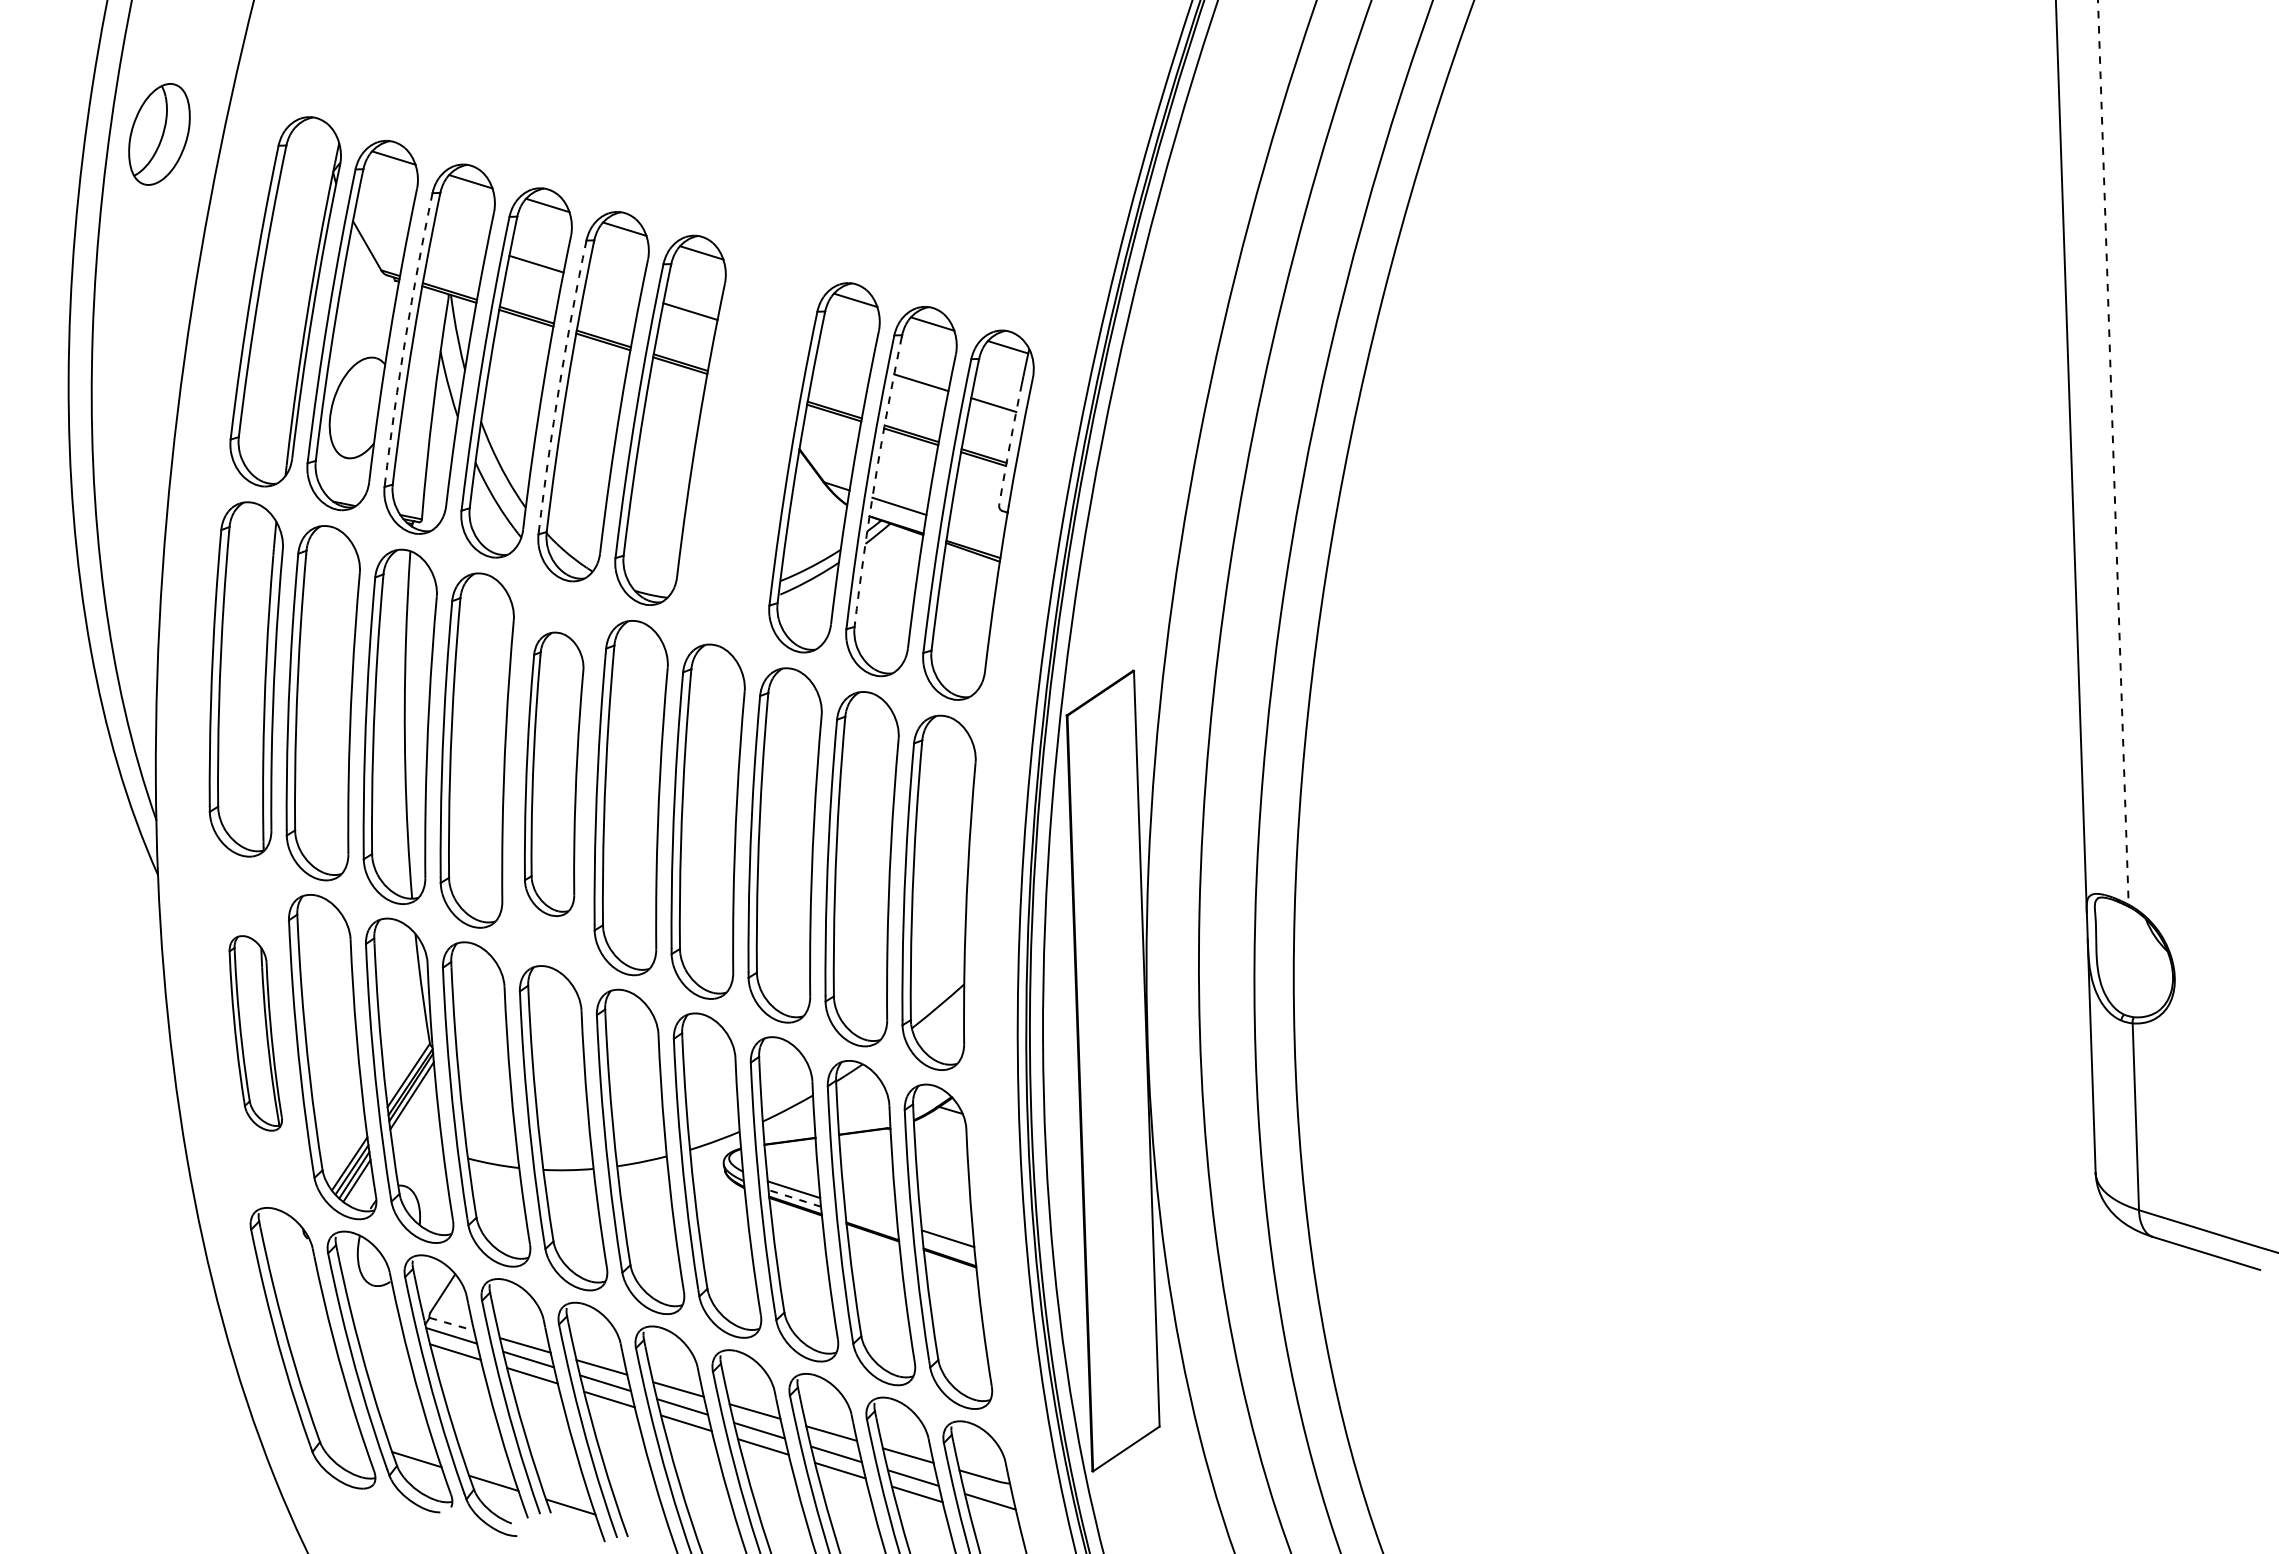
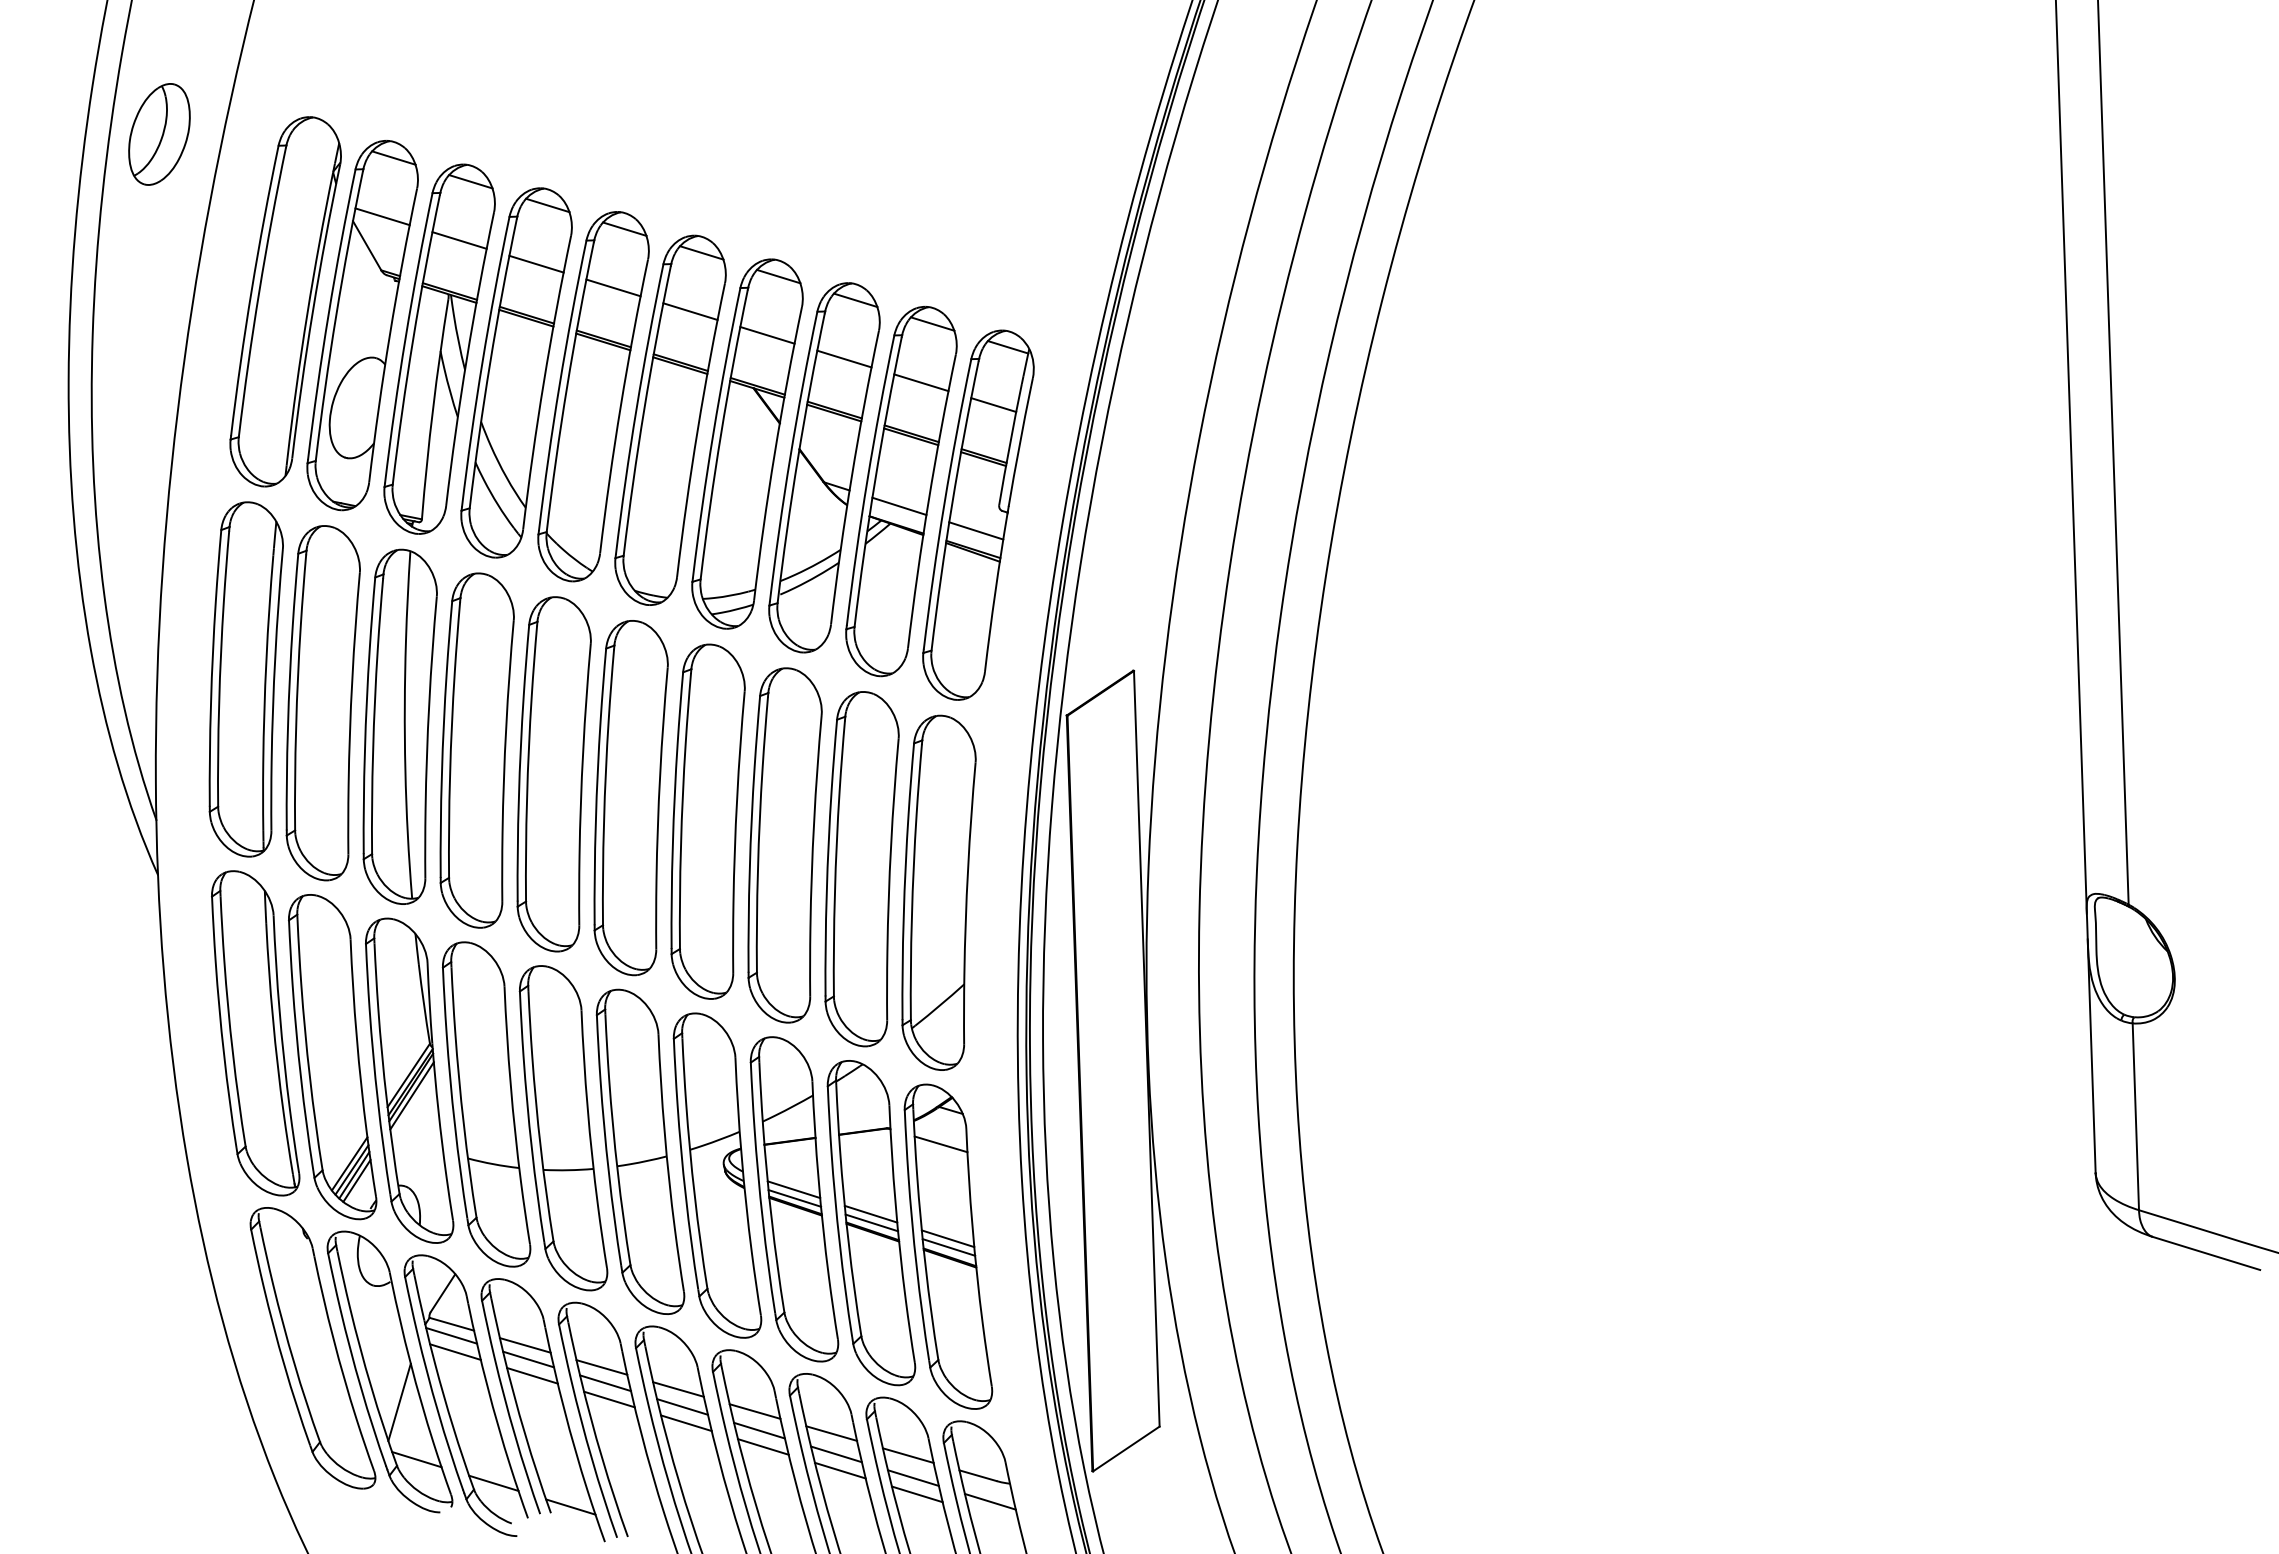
line: none -> present (382, 216)
line: none -> present (459, 240)
line: none -> present (613, 287)
arc: dashed -> solid (405, 337)
line: none -> present (844, 358)
arc: dashed -> solid (559, 385)
part: none -> present (747, 443)
arc: dashed -> solid (1009, 444)
line: dashed -> solid (2113, 452)
arc: dashed -> solid (875, 481)
line: none -> present (976, 530)
part size: 61x287 px -> 76x357 px (553, 774)
part size: 55x197 px -> 90x327 px (255, 1033)
line: none -> present (940, 1144)
line: dashed -> solid (794, 1198)
line: none -> present (870, 1213)
line: none -> present (871, 1222)
line: none -> present (948, 1247)
line: dashed -> solid (452, 1324)
line: none -> present (399, 1402)
